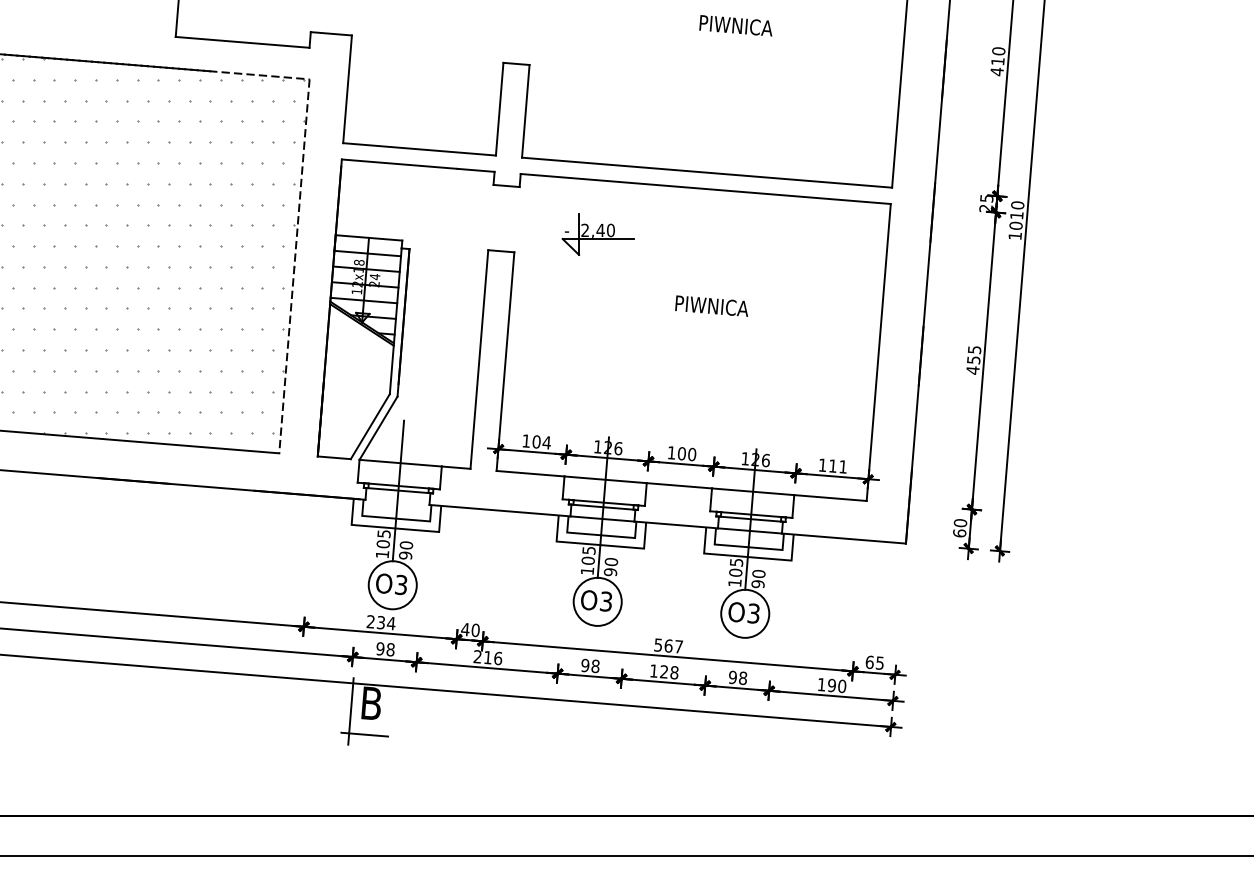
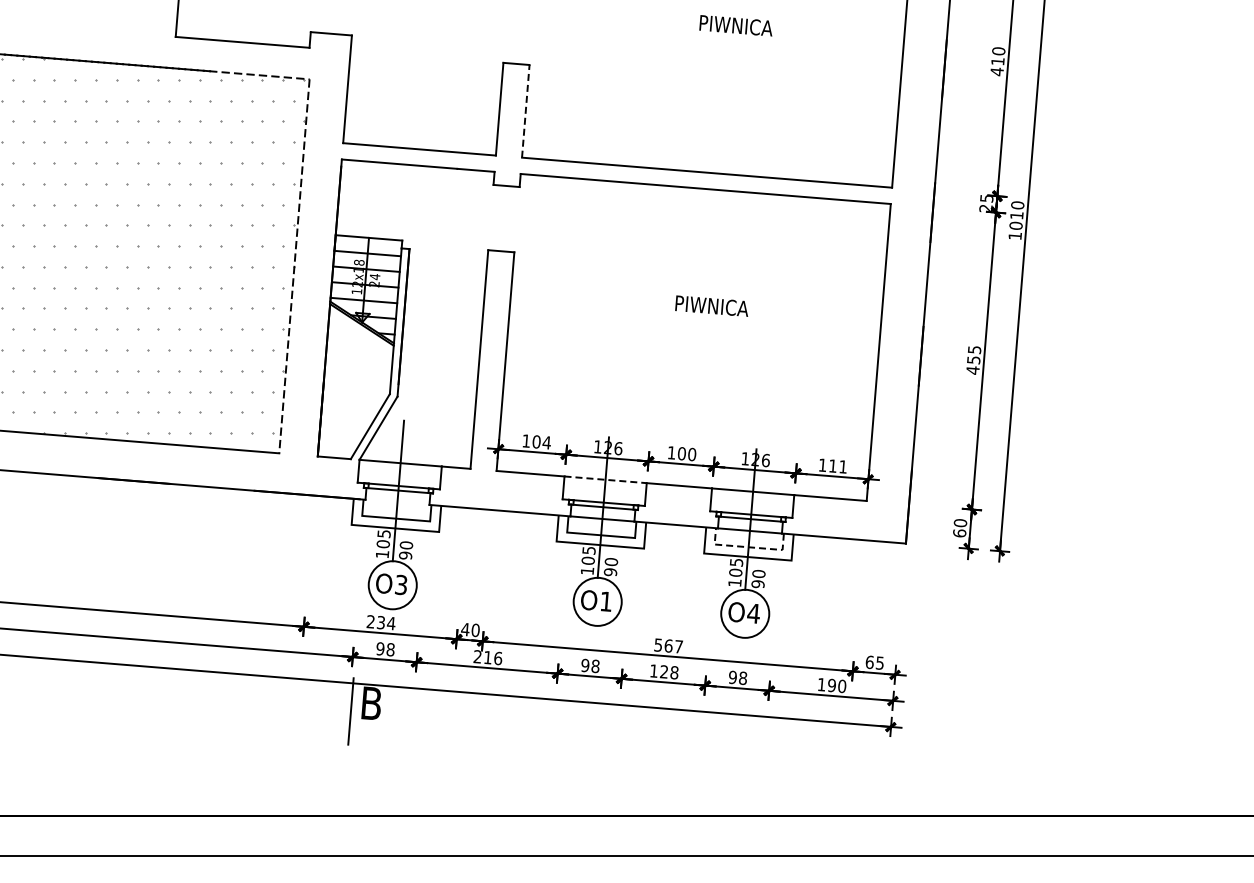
line: solid -> dashed (525, 110)
part: present -> none (597, 234)
line: solid -> dashed (606, 479)
line: solid -> dashed (748, 547)
text: O3 -> O1 (605, 601)
text: O3 -> O4 (753, 613)
line: present -> none (364, 734)
